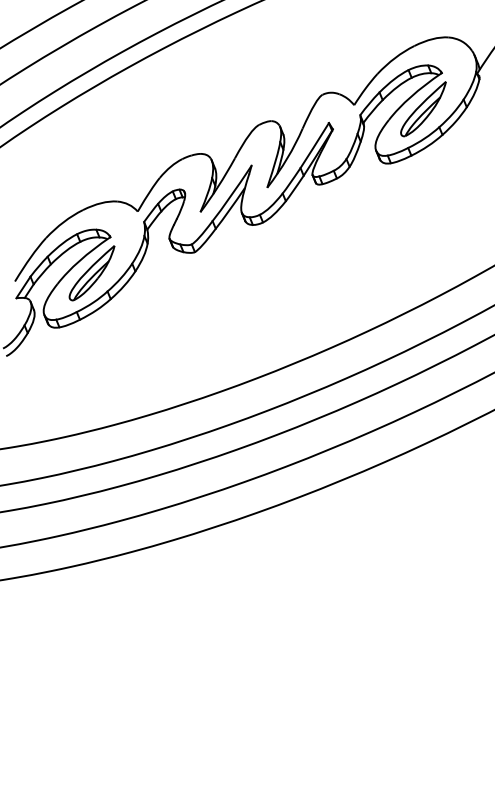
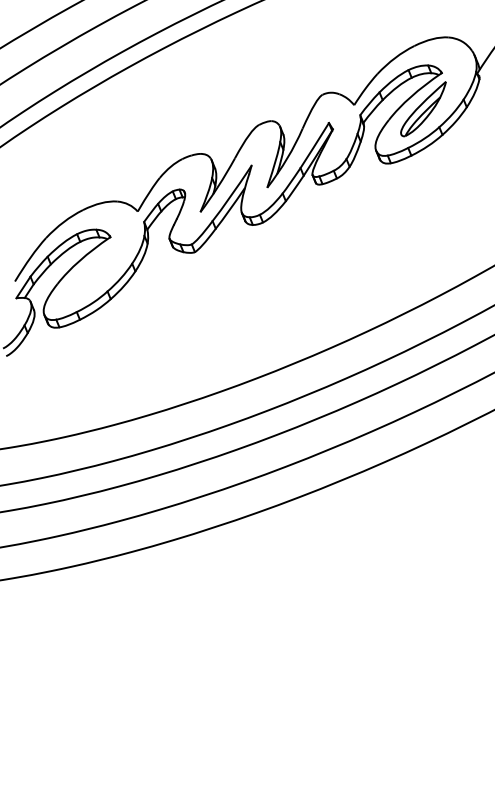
part: present -> none (91, 273)
